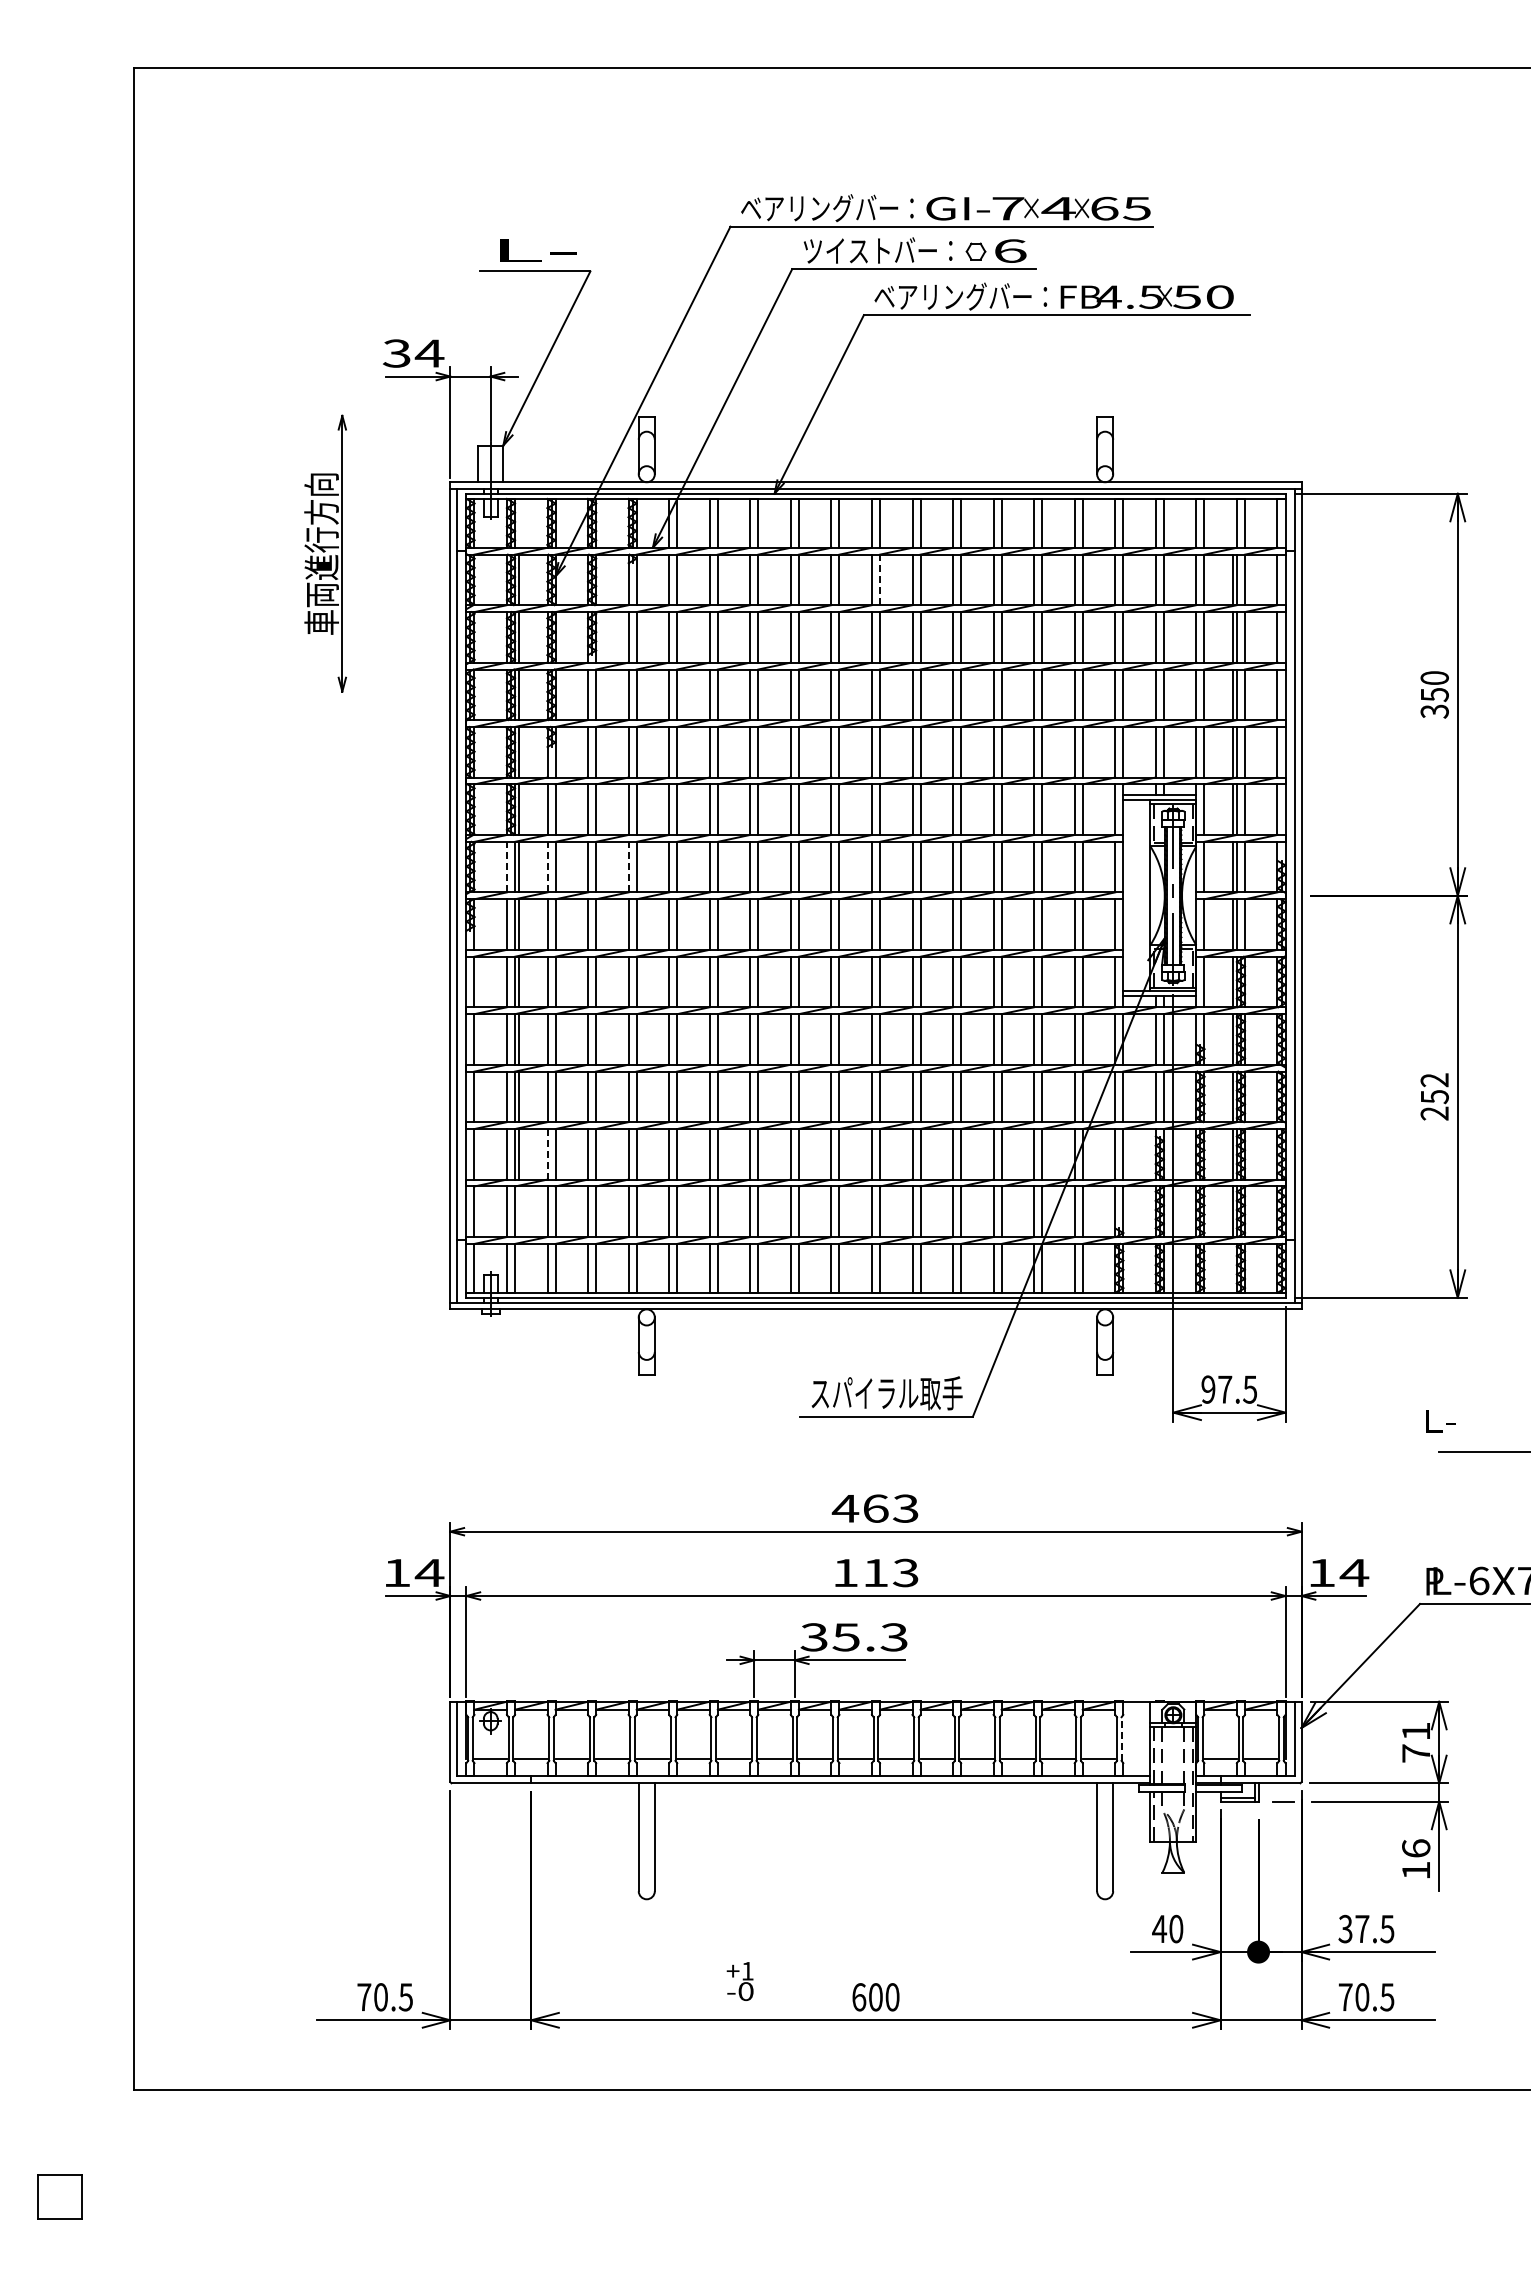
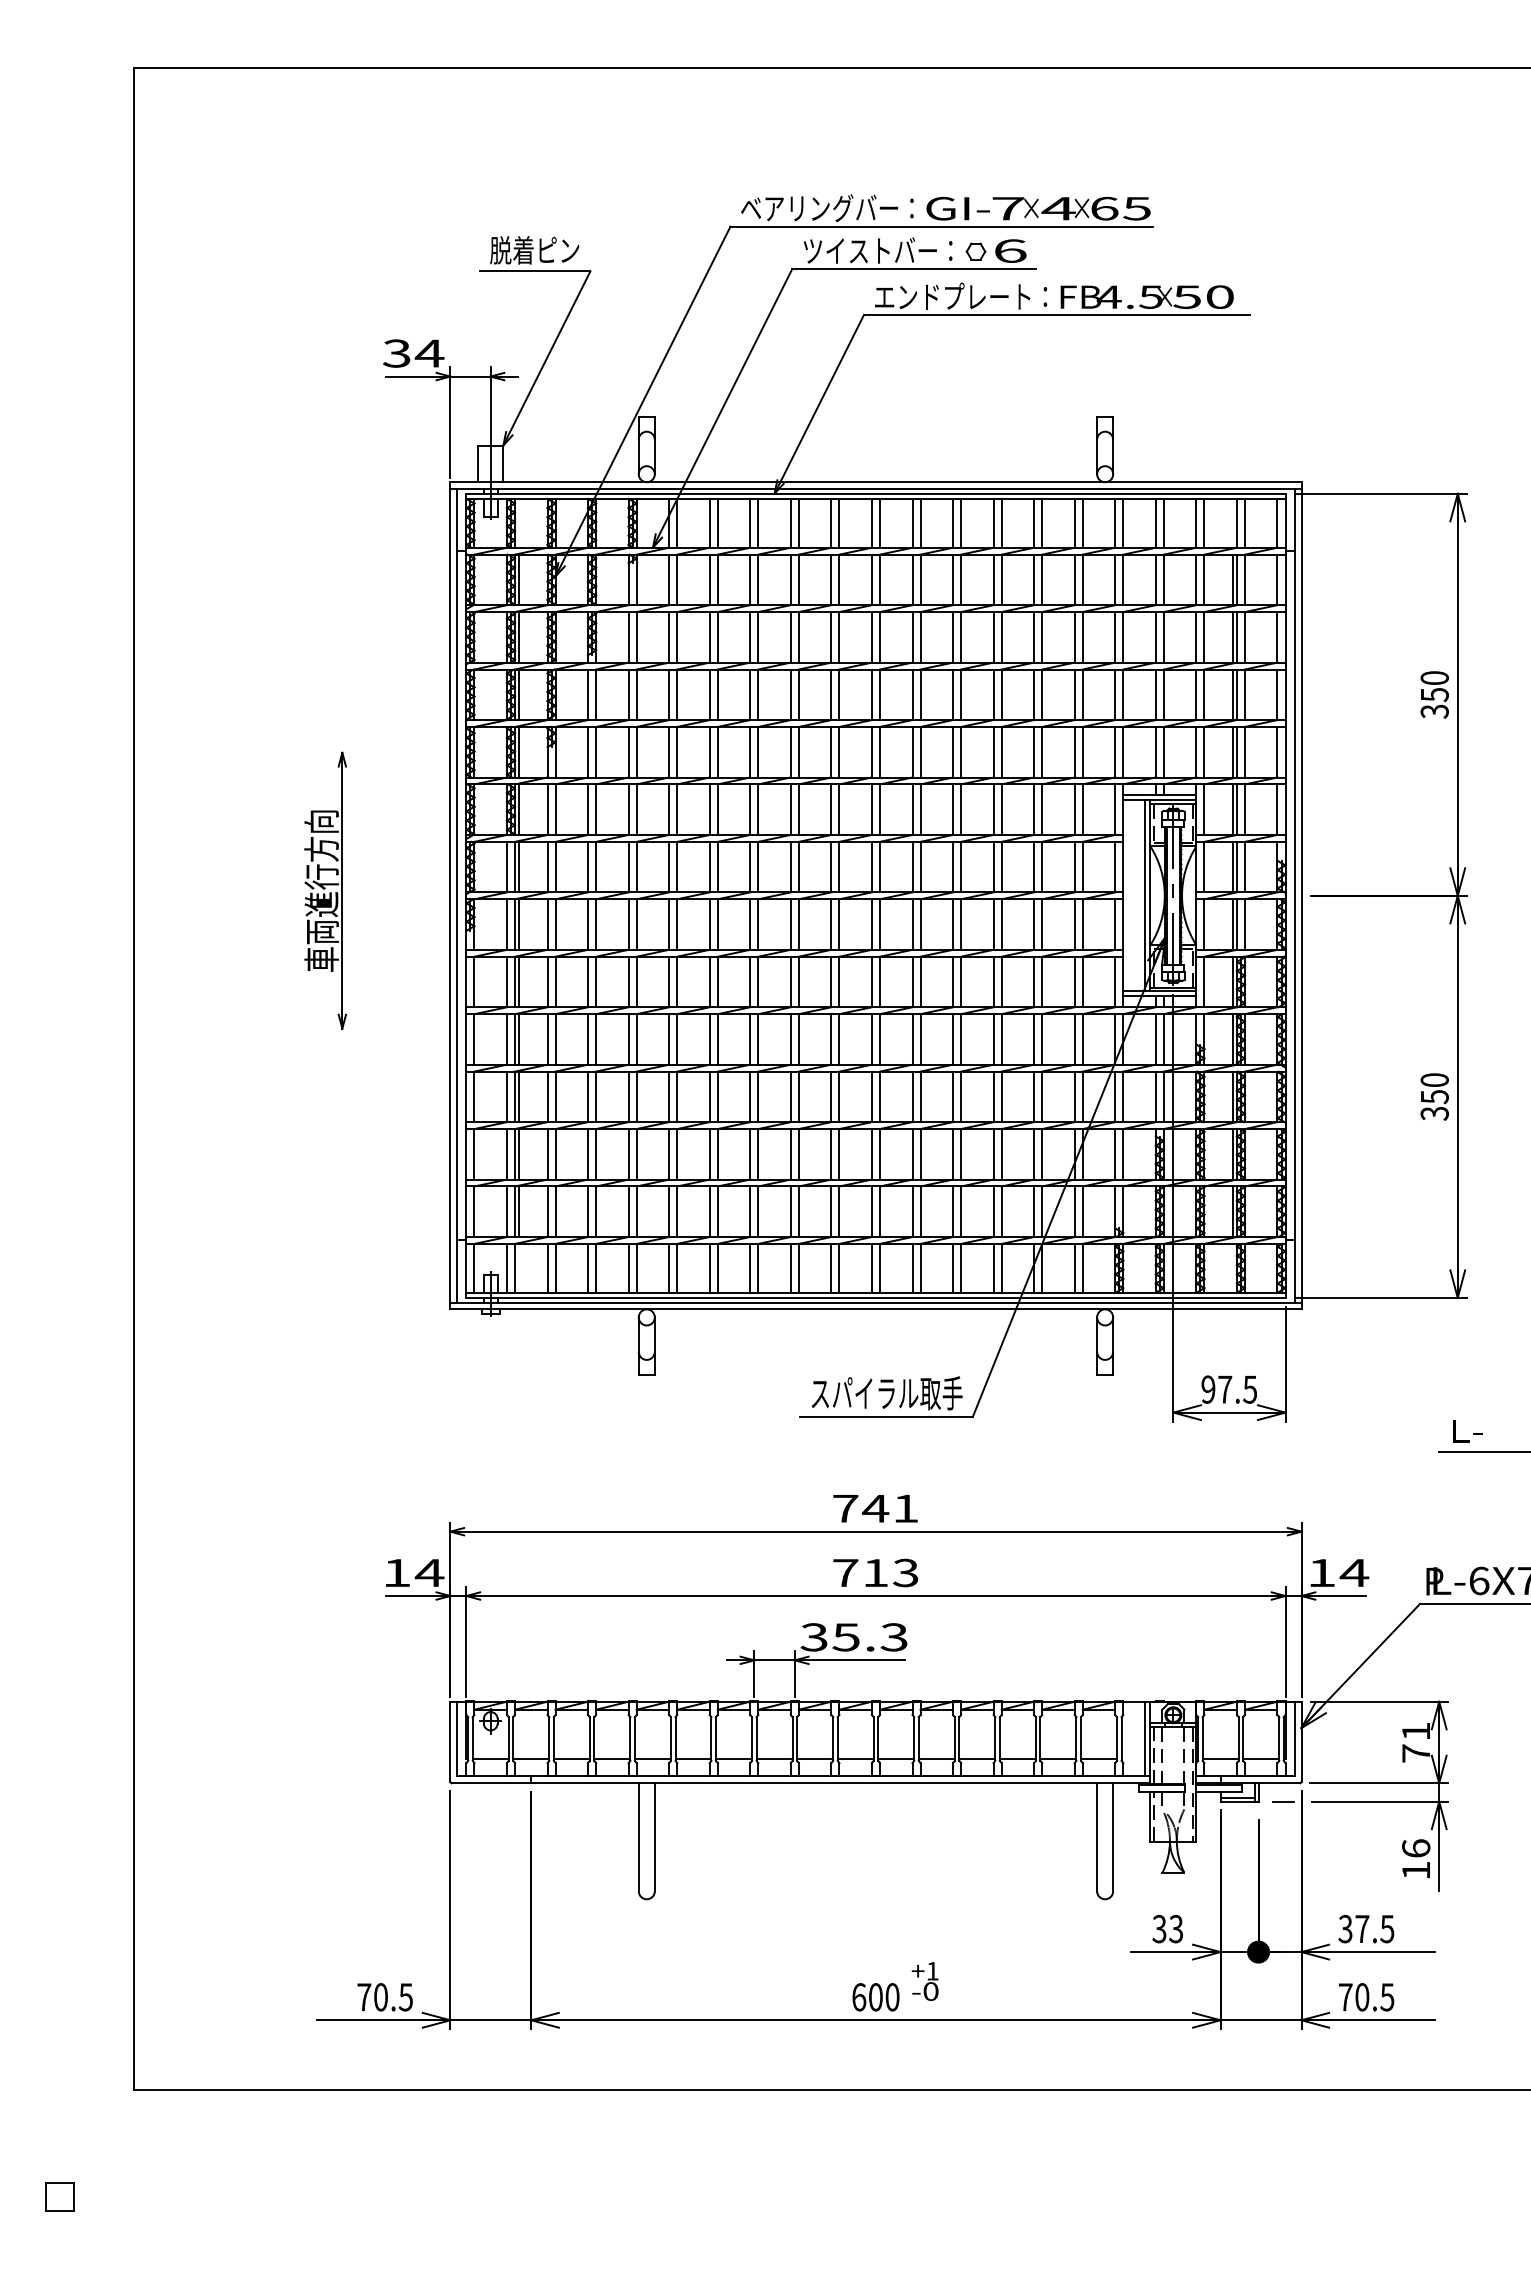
text: L- -> 脱着ピン (534, 250)
text: ベアリングバー： -> エンドプレート： (952, 296)
part position: (325, 553) -> (325, 890) (325, 890)
line: dashed -> solid (880, 579)
line: dashed -> solid (506, 866)
line: dashed -> solid (547, 866)
line: dashed -> solid (628, 866)
line: none -> present (1145, 895)
text: 252 -> 350 (1434, 1096)
line: dashed -> solid (547, 1153)
line: none -> present (519, 1211)
text position: (1440, 1421) -> (1467, 1431) (1467, 1431)
text: 463 -> 741 (874, 1508)
text: 113 -> 713 (845, 1572)
line: none -> present (1145, 1738)
line: dashed -> solid (1121, 1739)
text: 40 -> 33 (1167, 1928)
text position: (739, 1981) -> (924, 1981) (924, 1981)
part size: 46x46 px -> 30x30 px (59, 2196)
